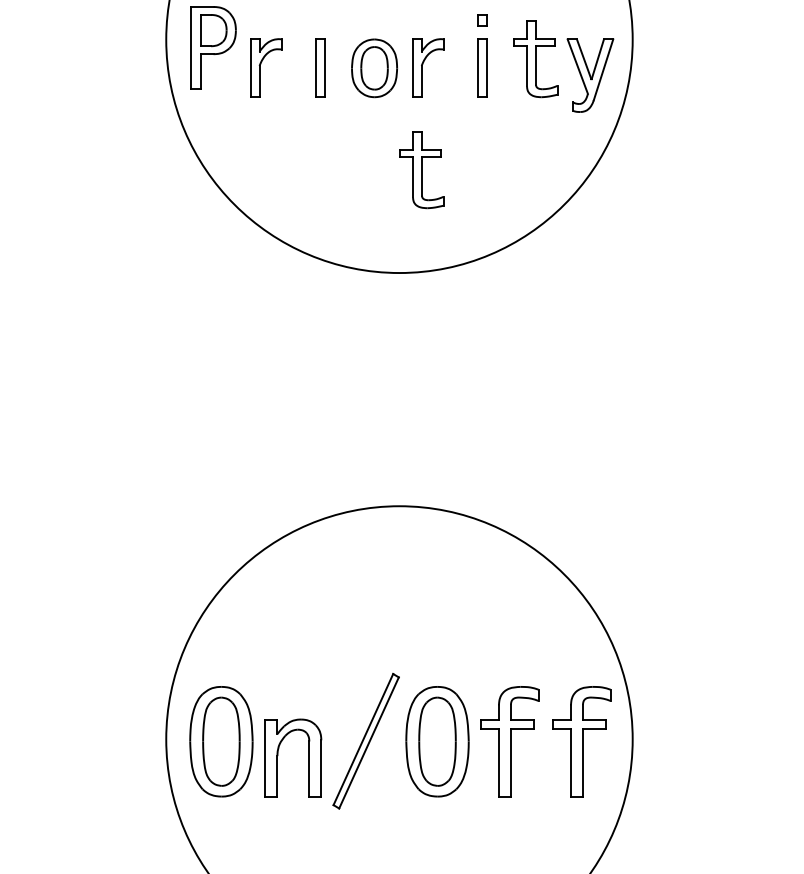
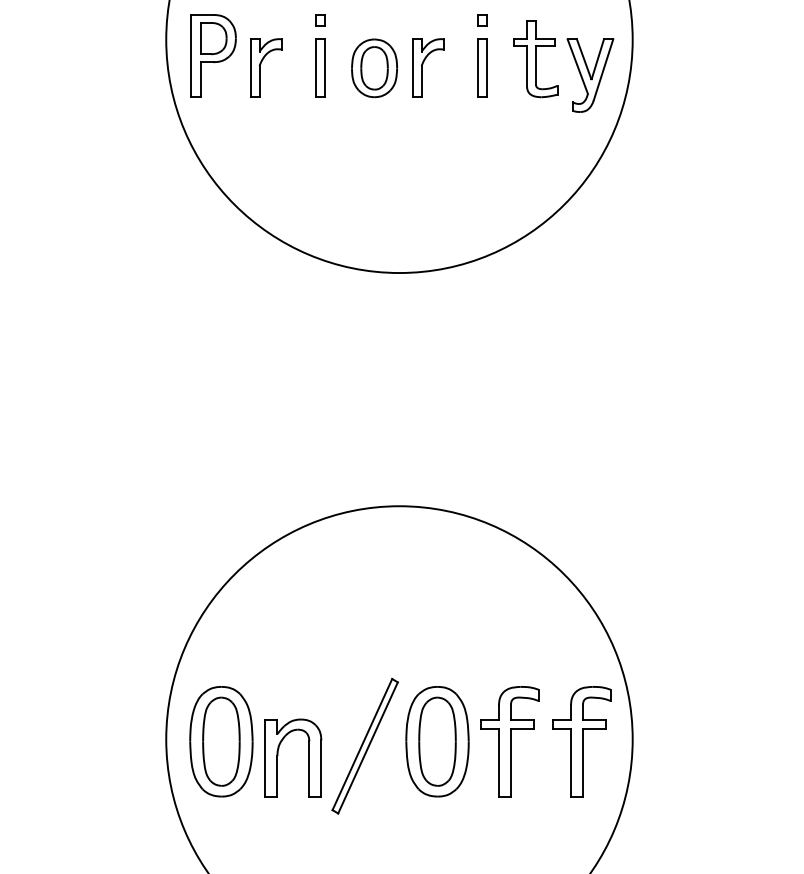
part: none -> present (320, 20)
part position: (213, 47) -> (213, 55) (213, 55)
part: present -> none (421, 170)
part position: (365, 740) -> (364, 745) (364, 745)
